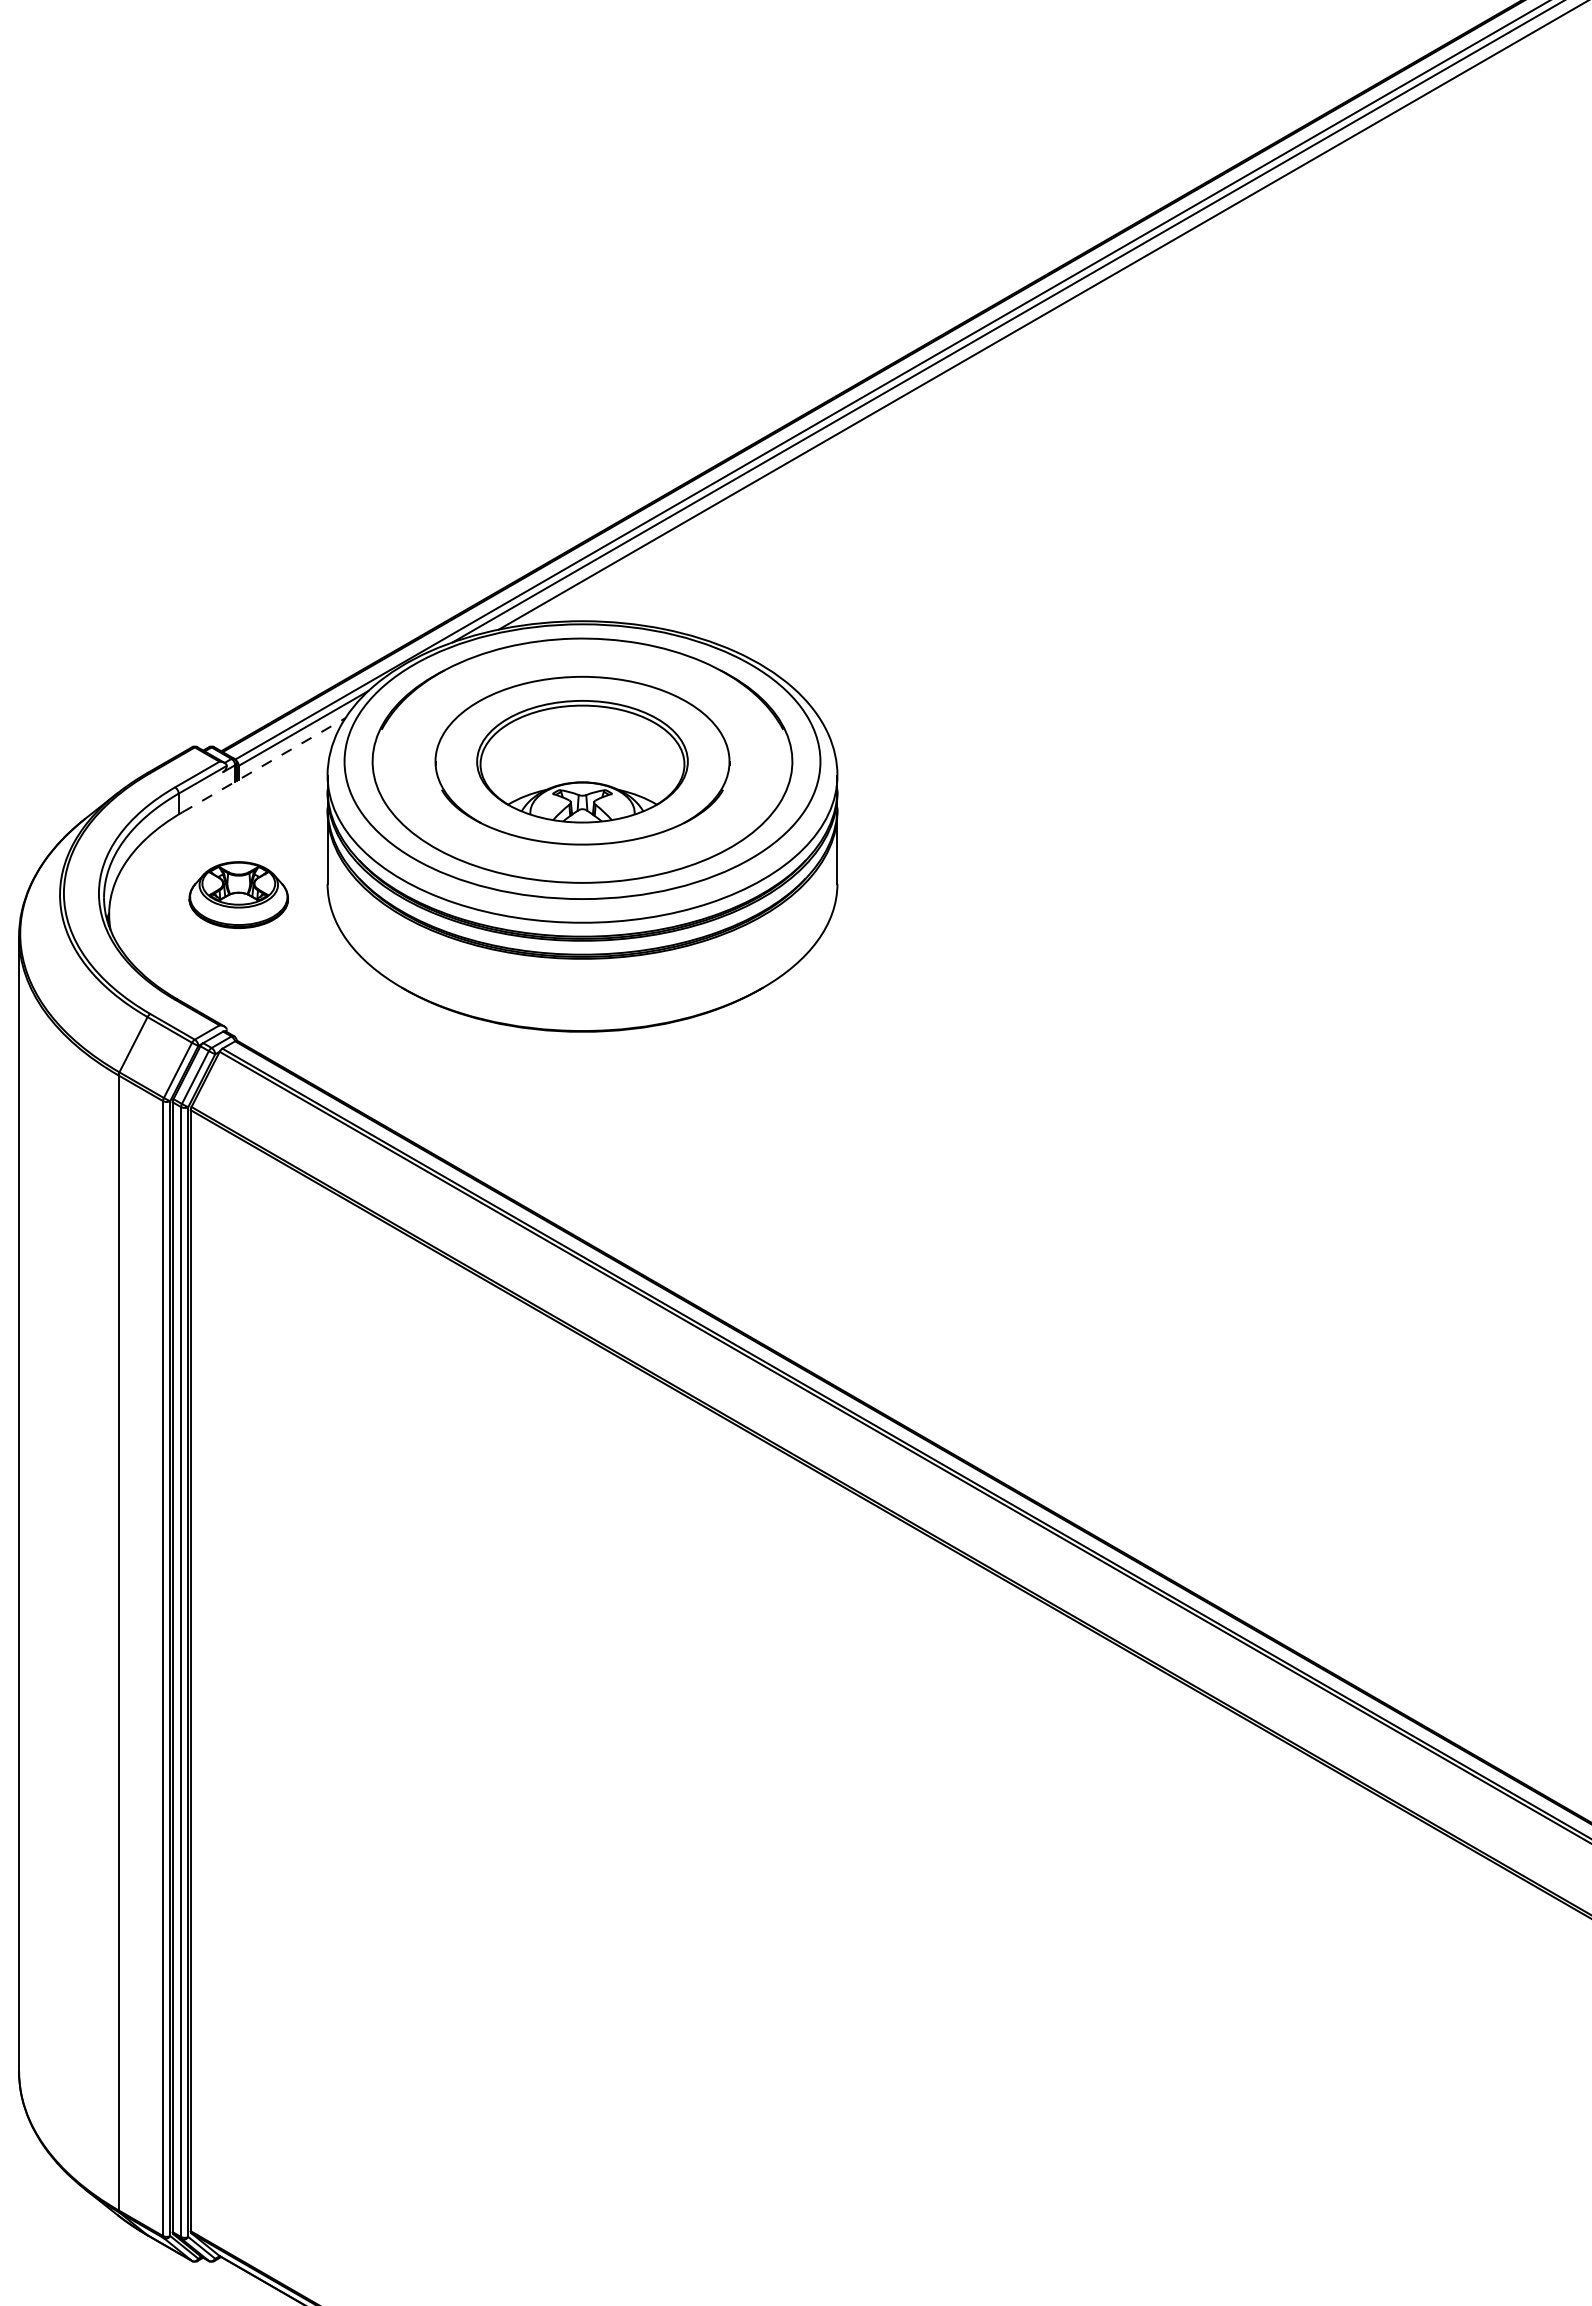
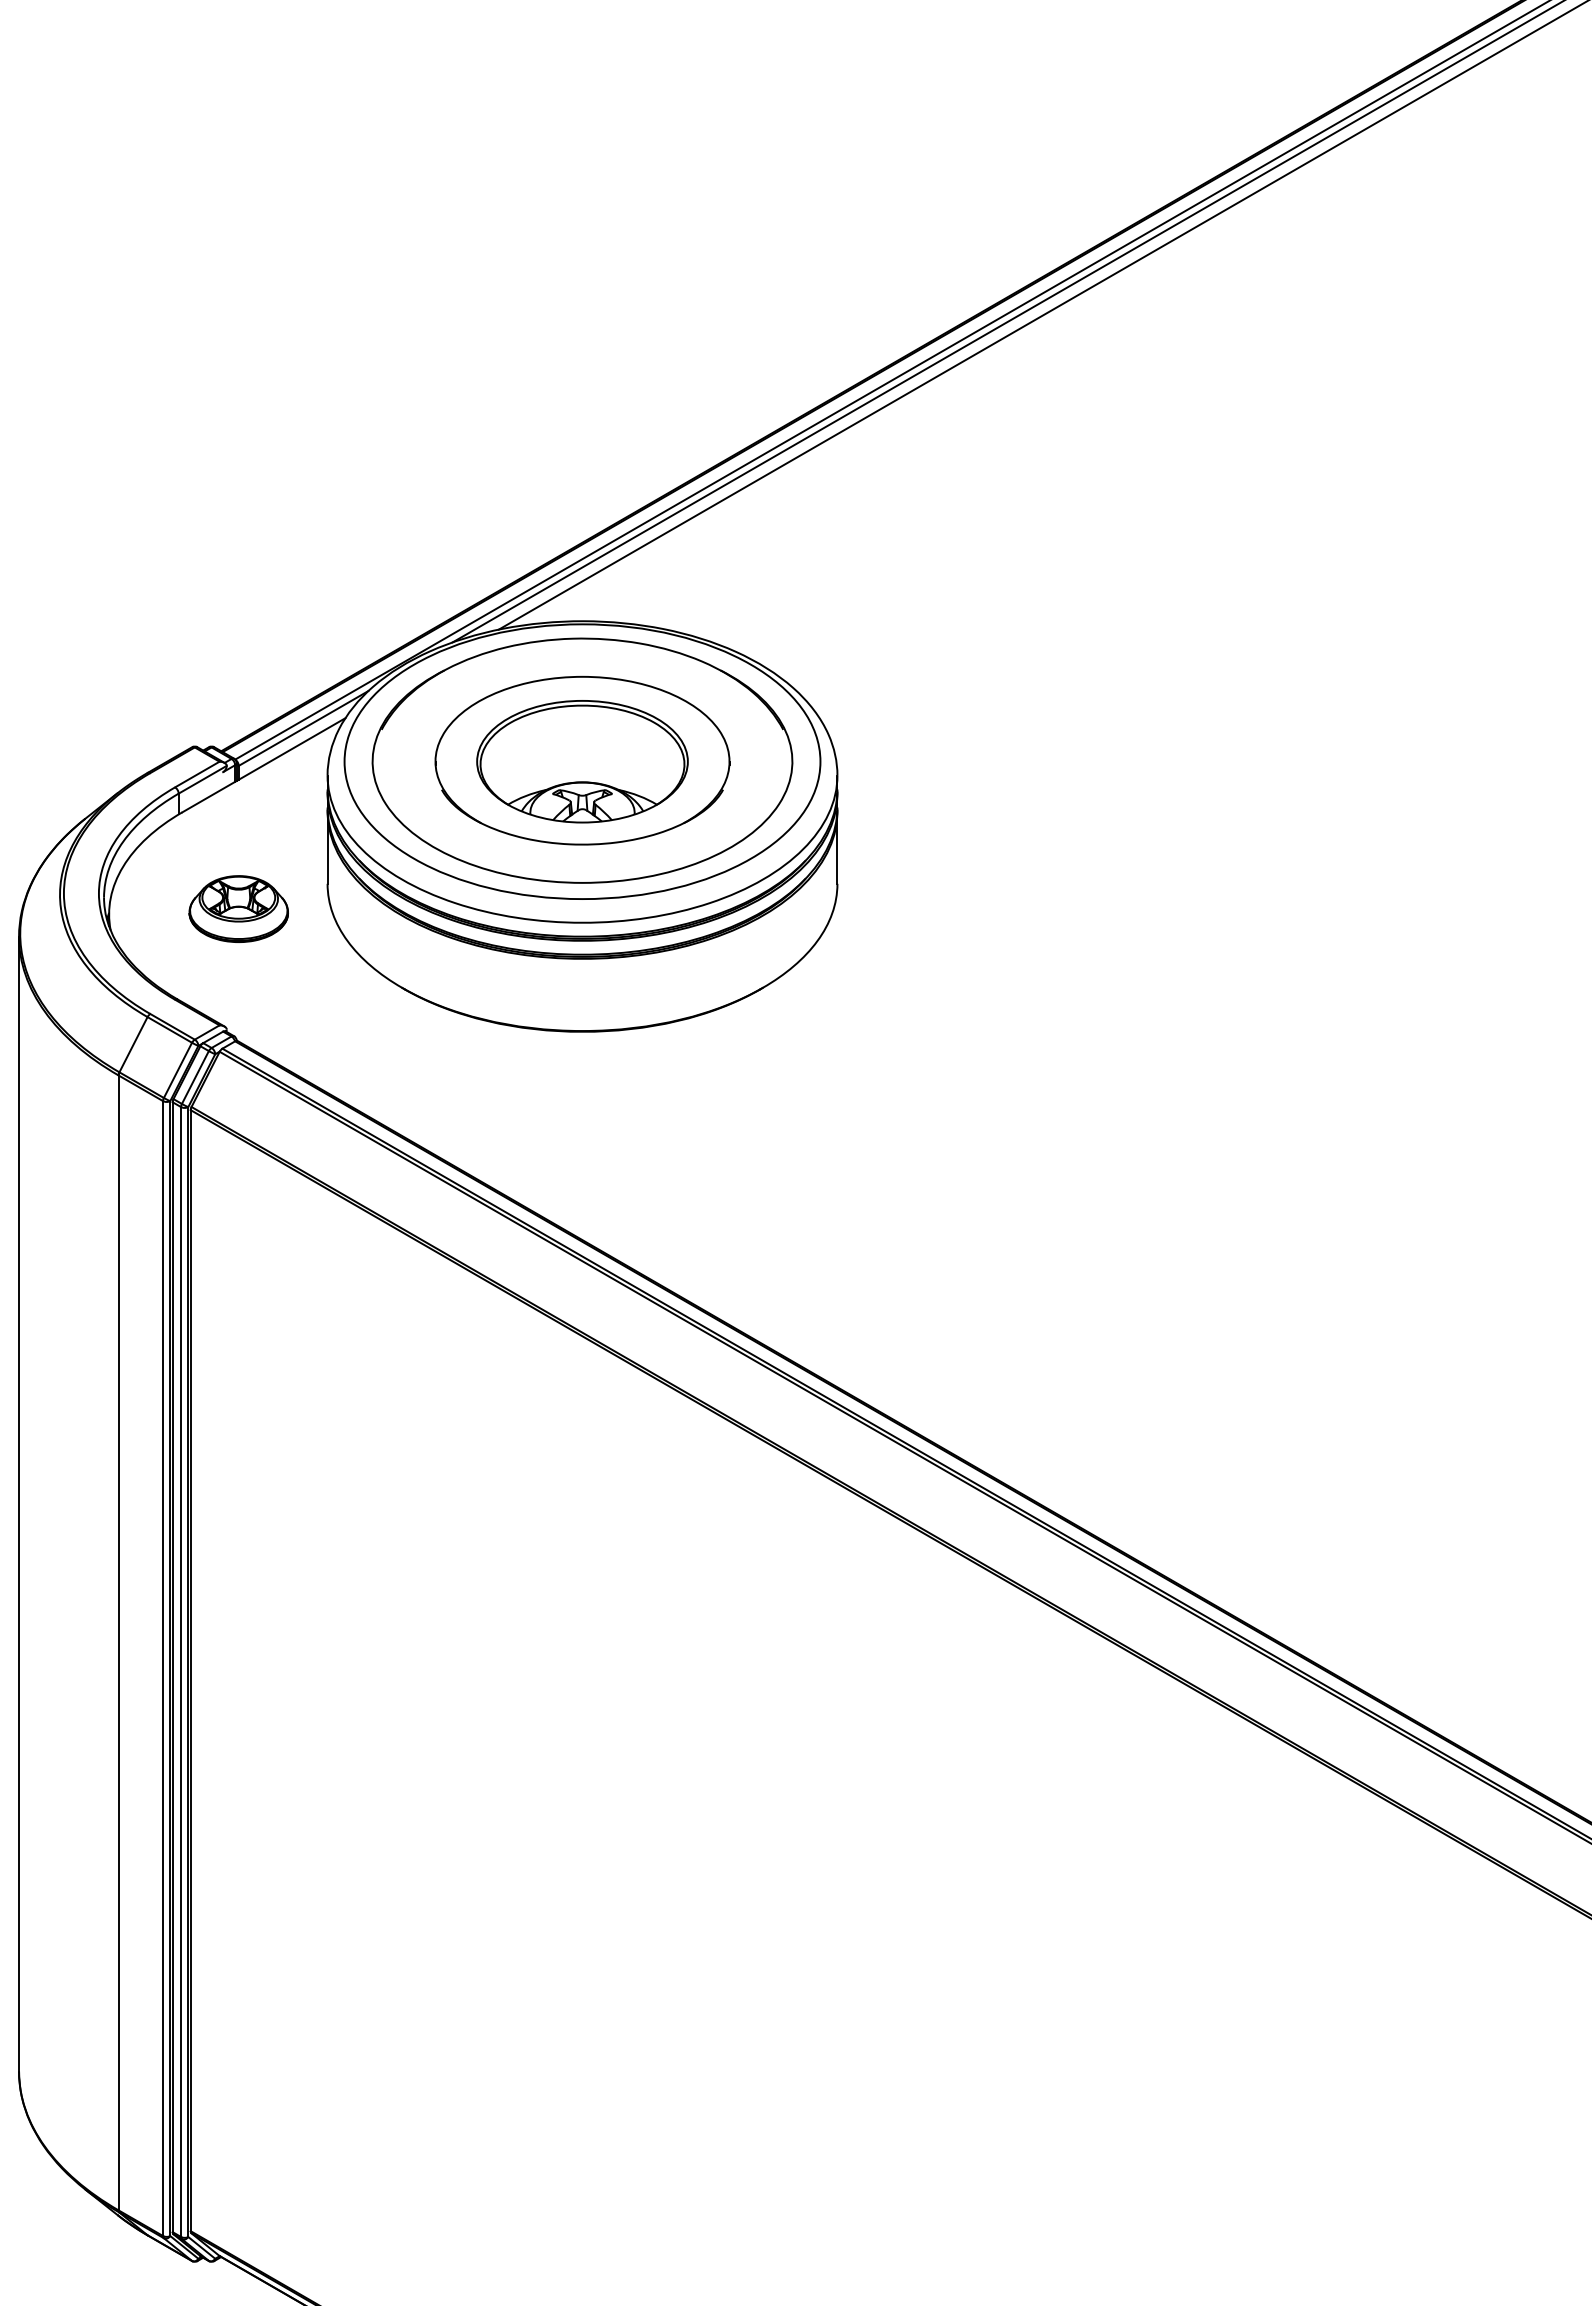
line: dashed -> solid (264, 765)
part position: (238, 894) -> (238, 908) (238, 908)
